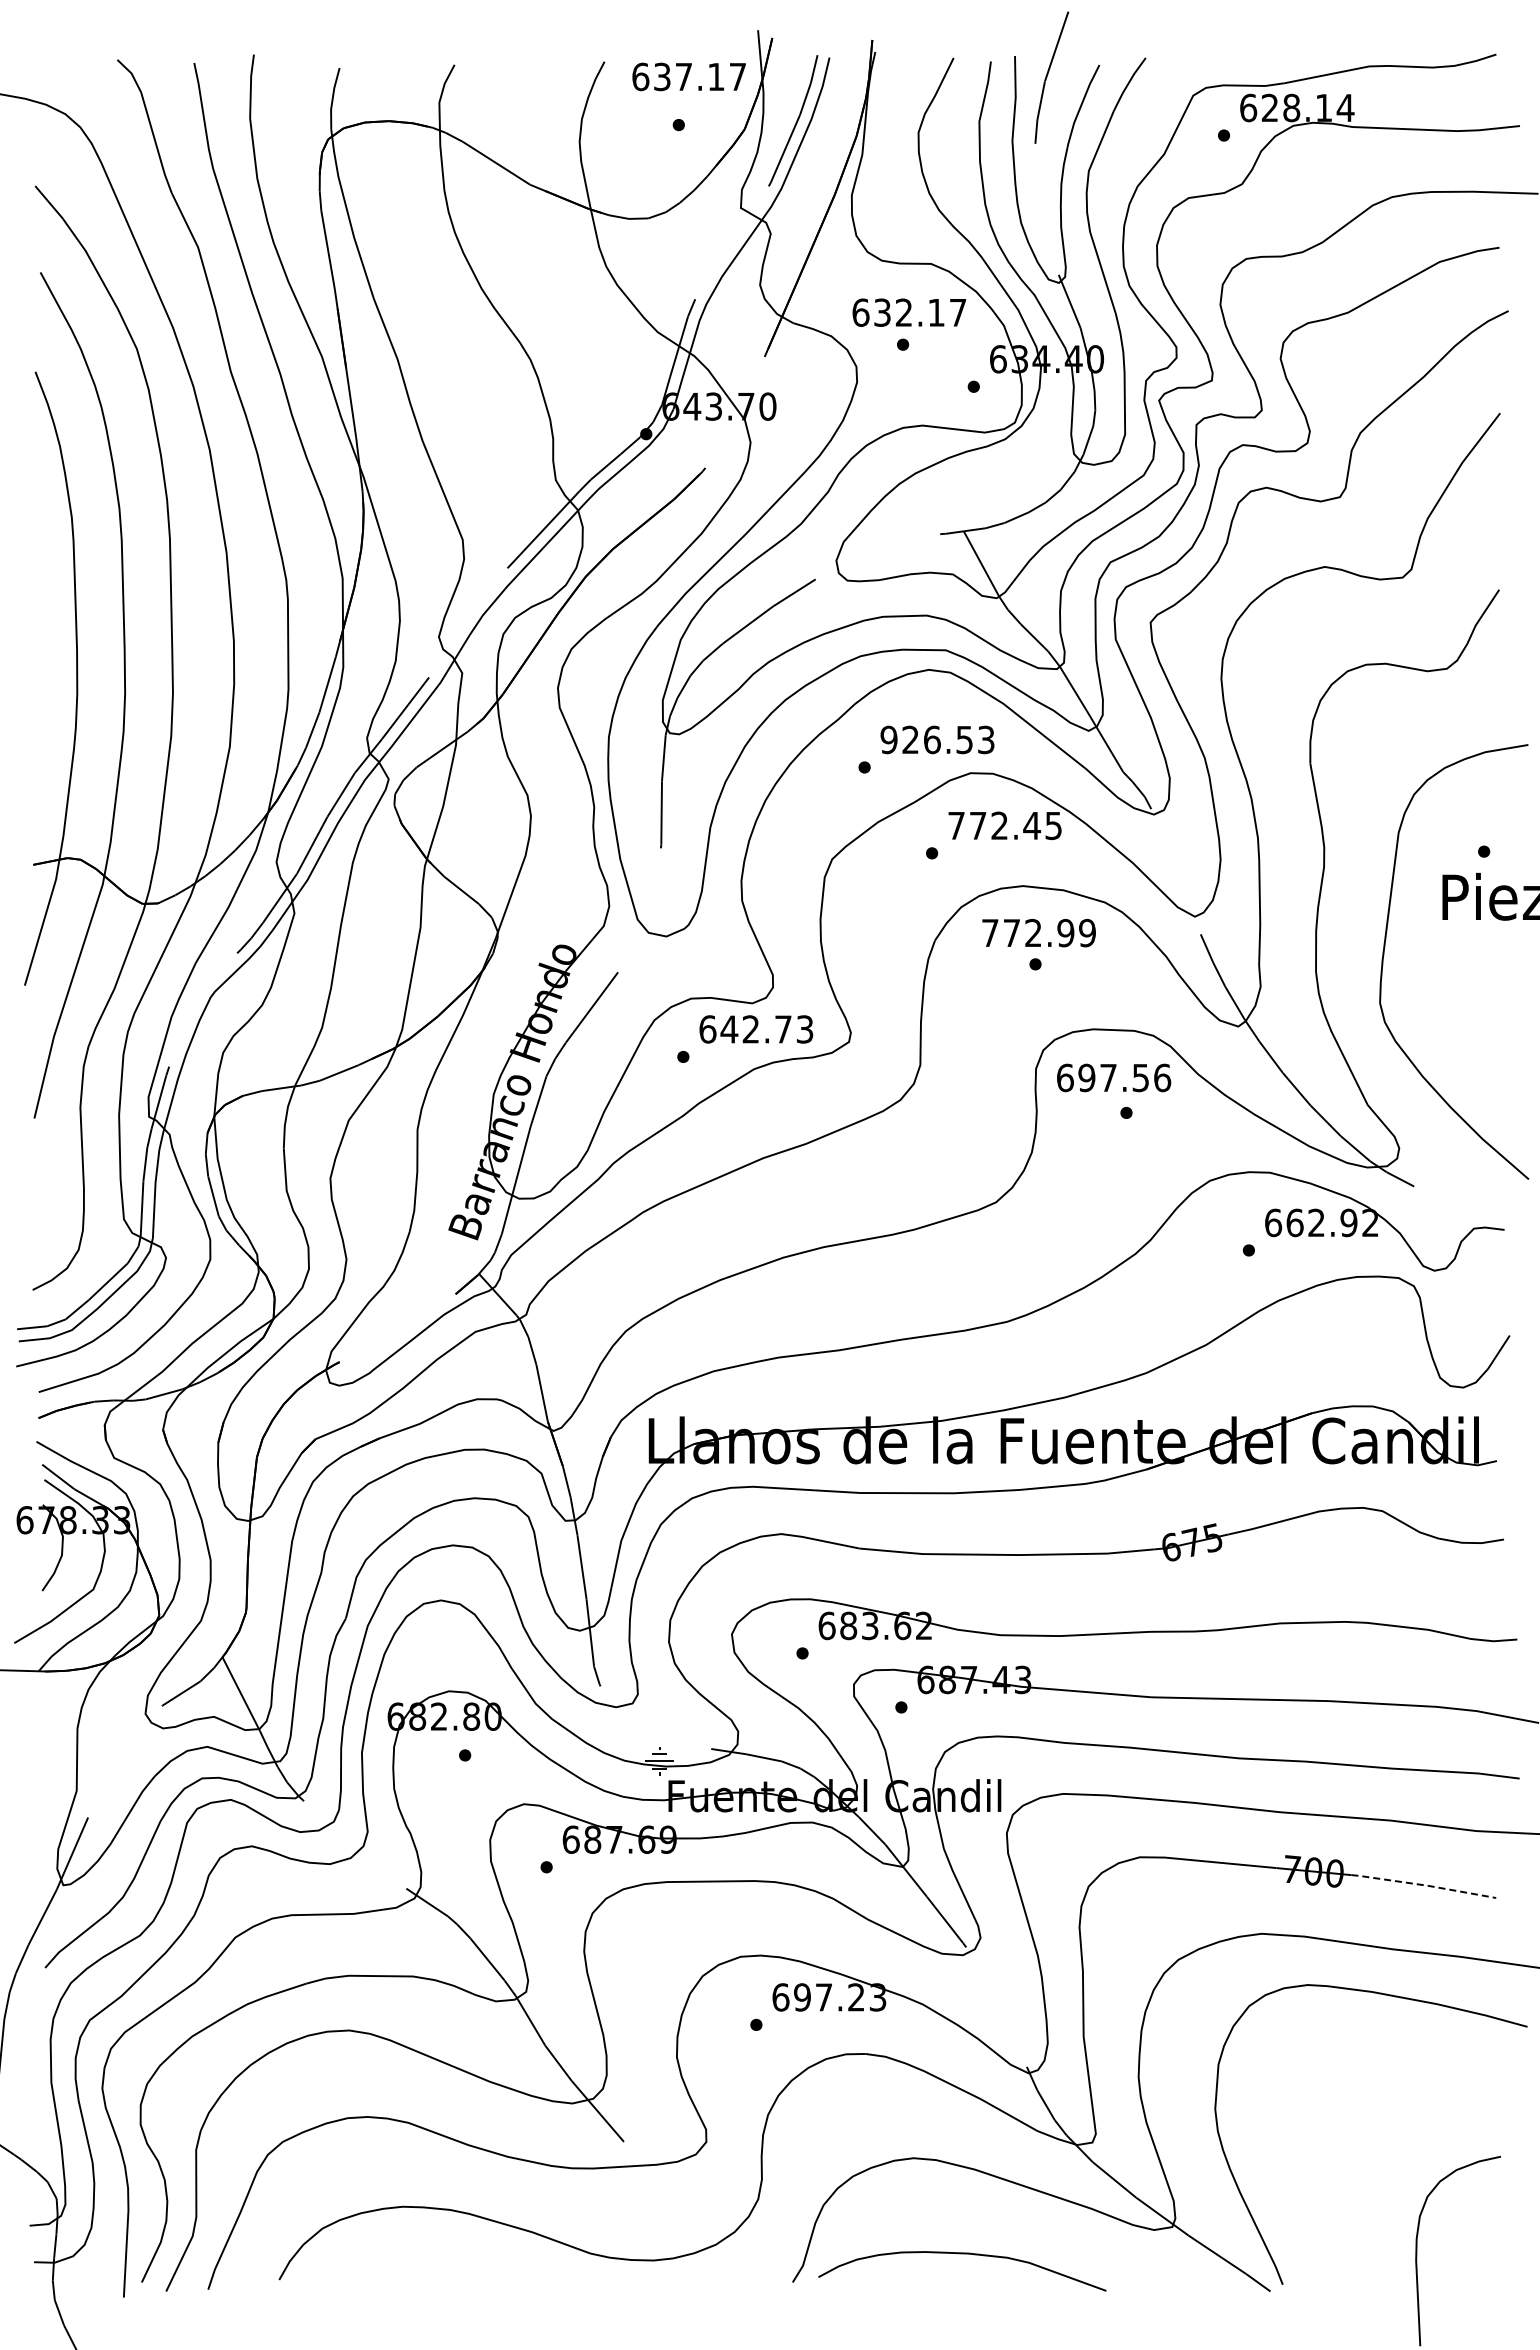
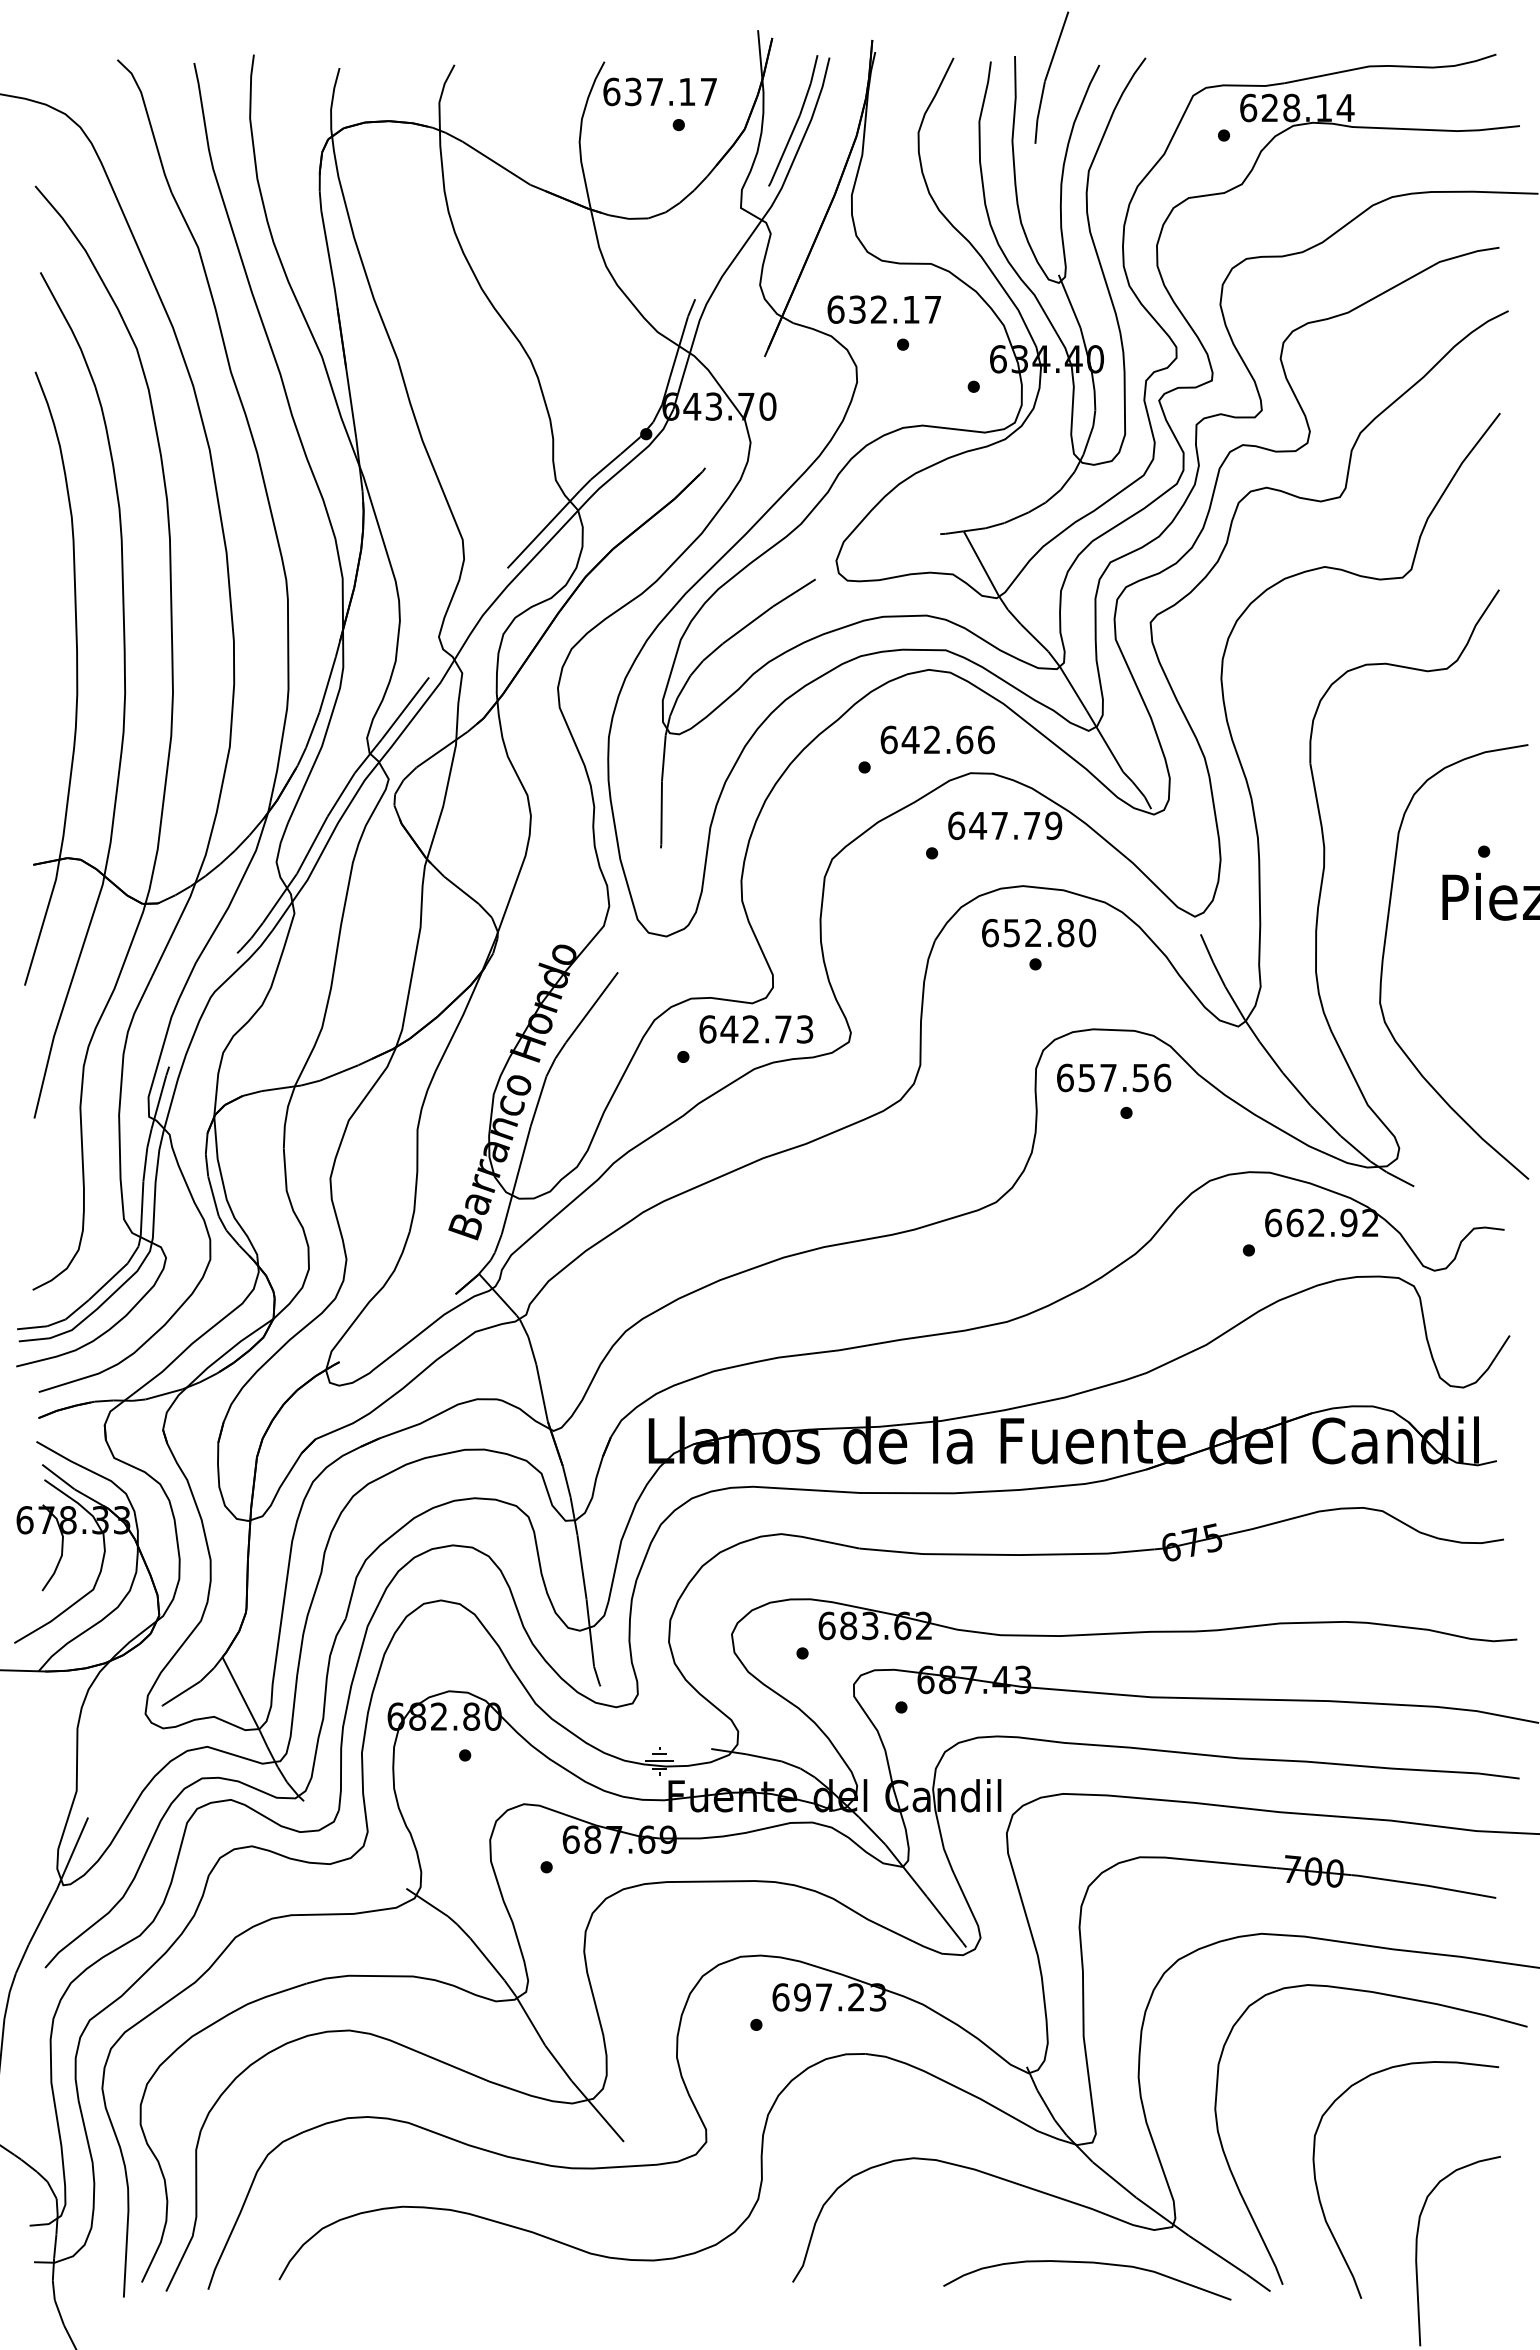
text position: (688, 76) -> (659, 91) (659, 91)
text position: (908, 312) -> (883, 309) (883, 309)
text: 926.53 -> 642.66 (937, 739)
text: 772.45 -> 647.79 (1005, 825)
text: 772.99 -> 652.80 (1039, 932)
text: 697.56 -> 657.56 (1086, 1077)
line: dashed -> solid (1423, 1885)
curve: none -> present (1322, 2205)
curve position: (962, 2254) -> (1087, 2263) (1087, 2263)
